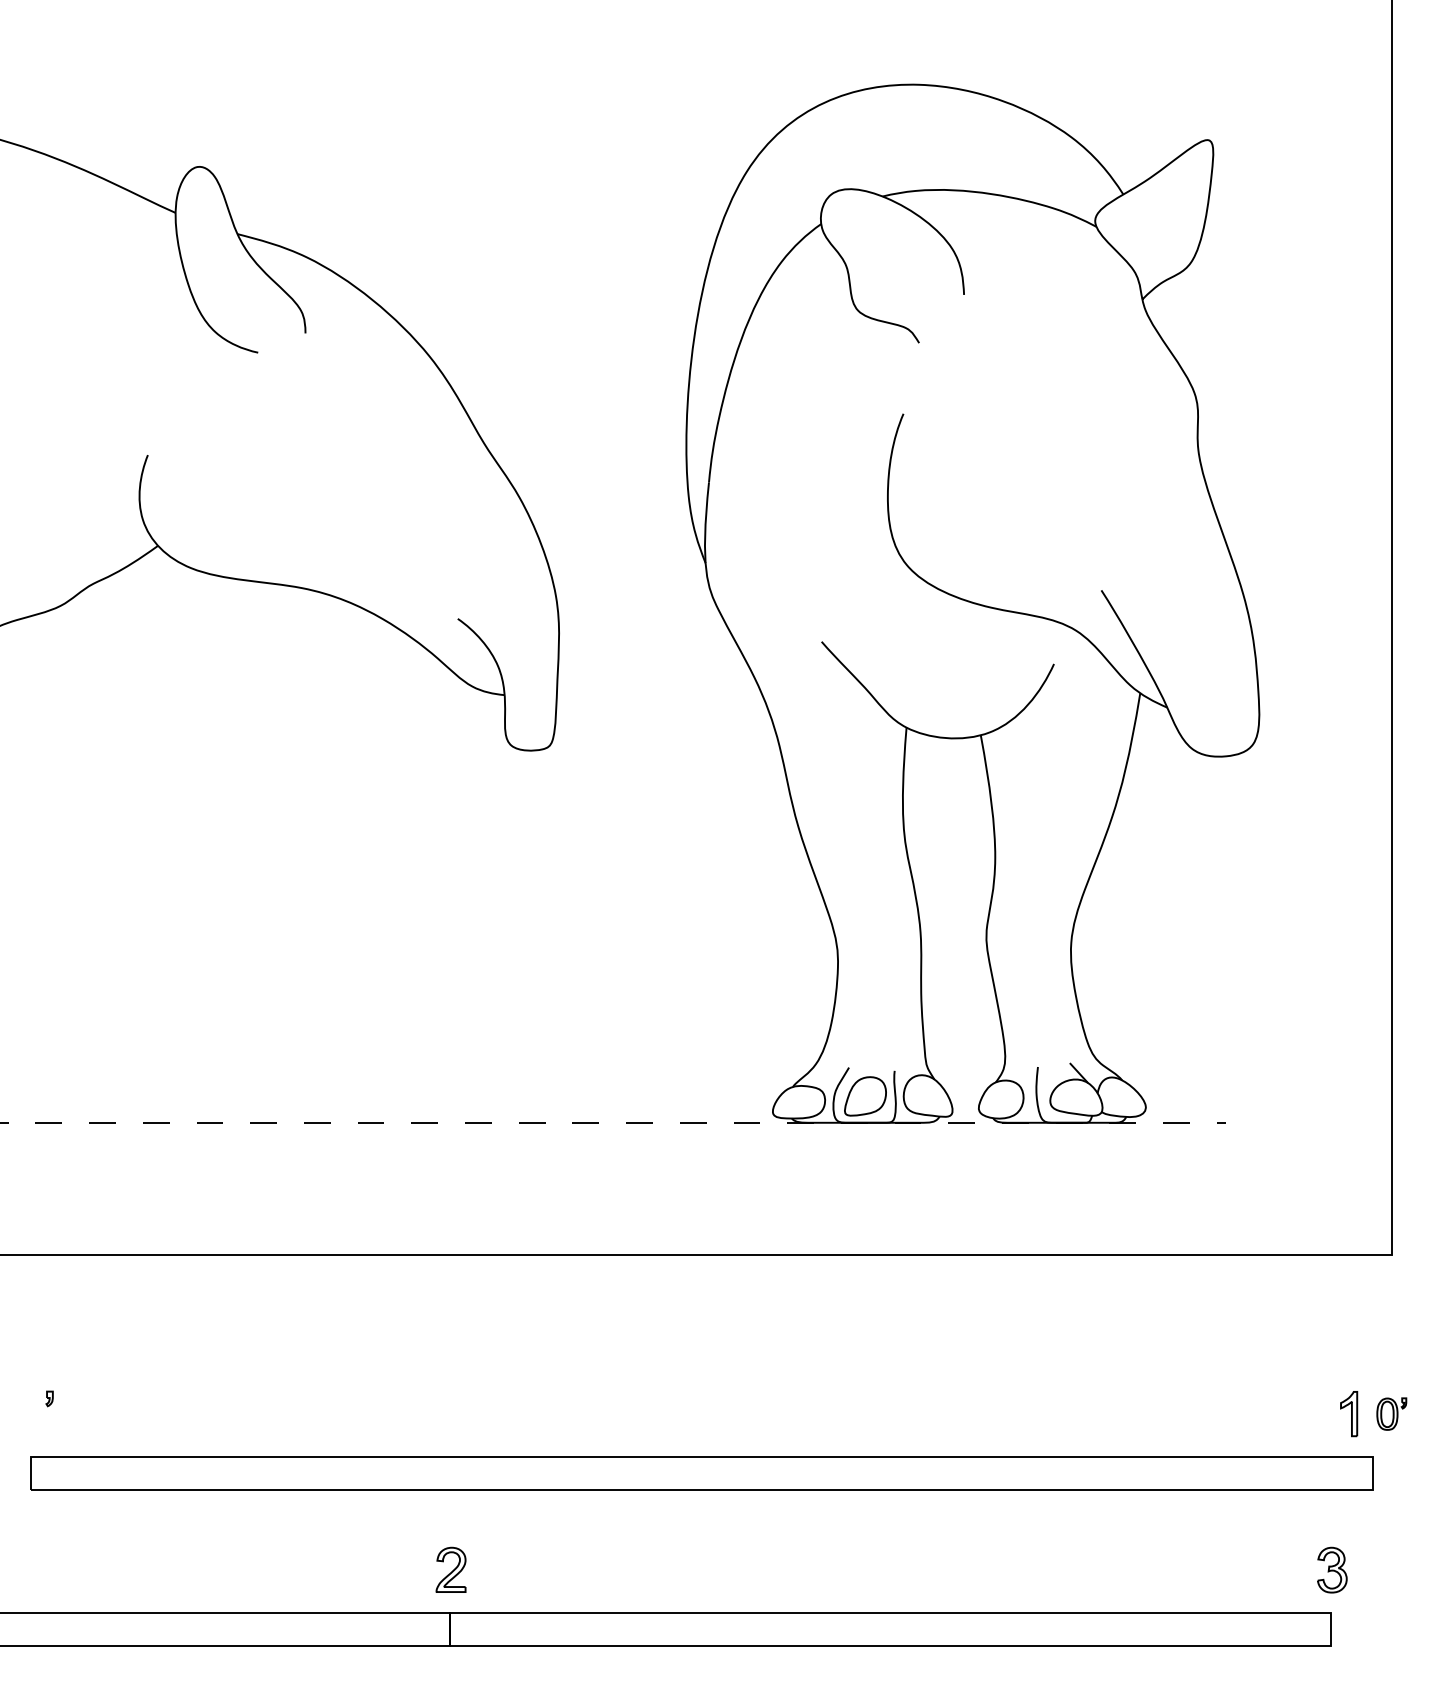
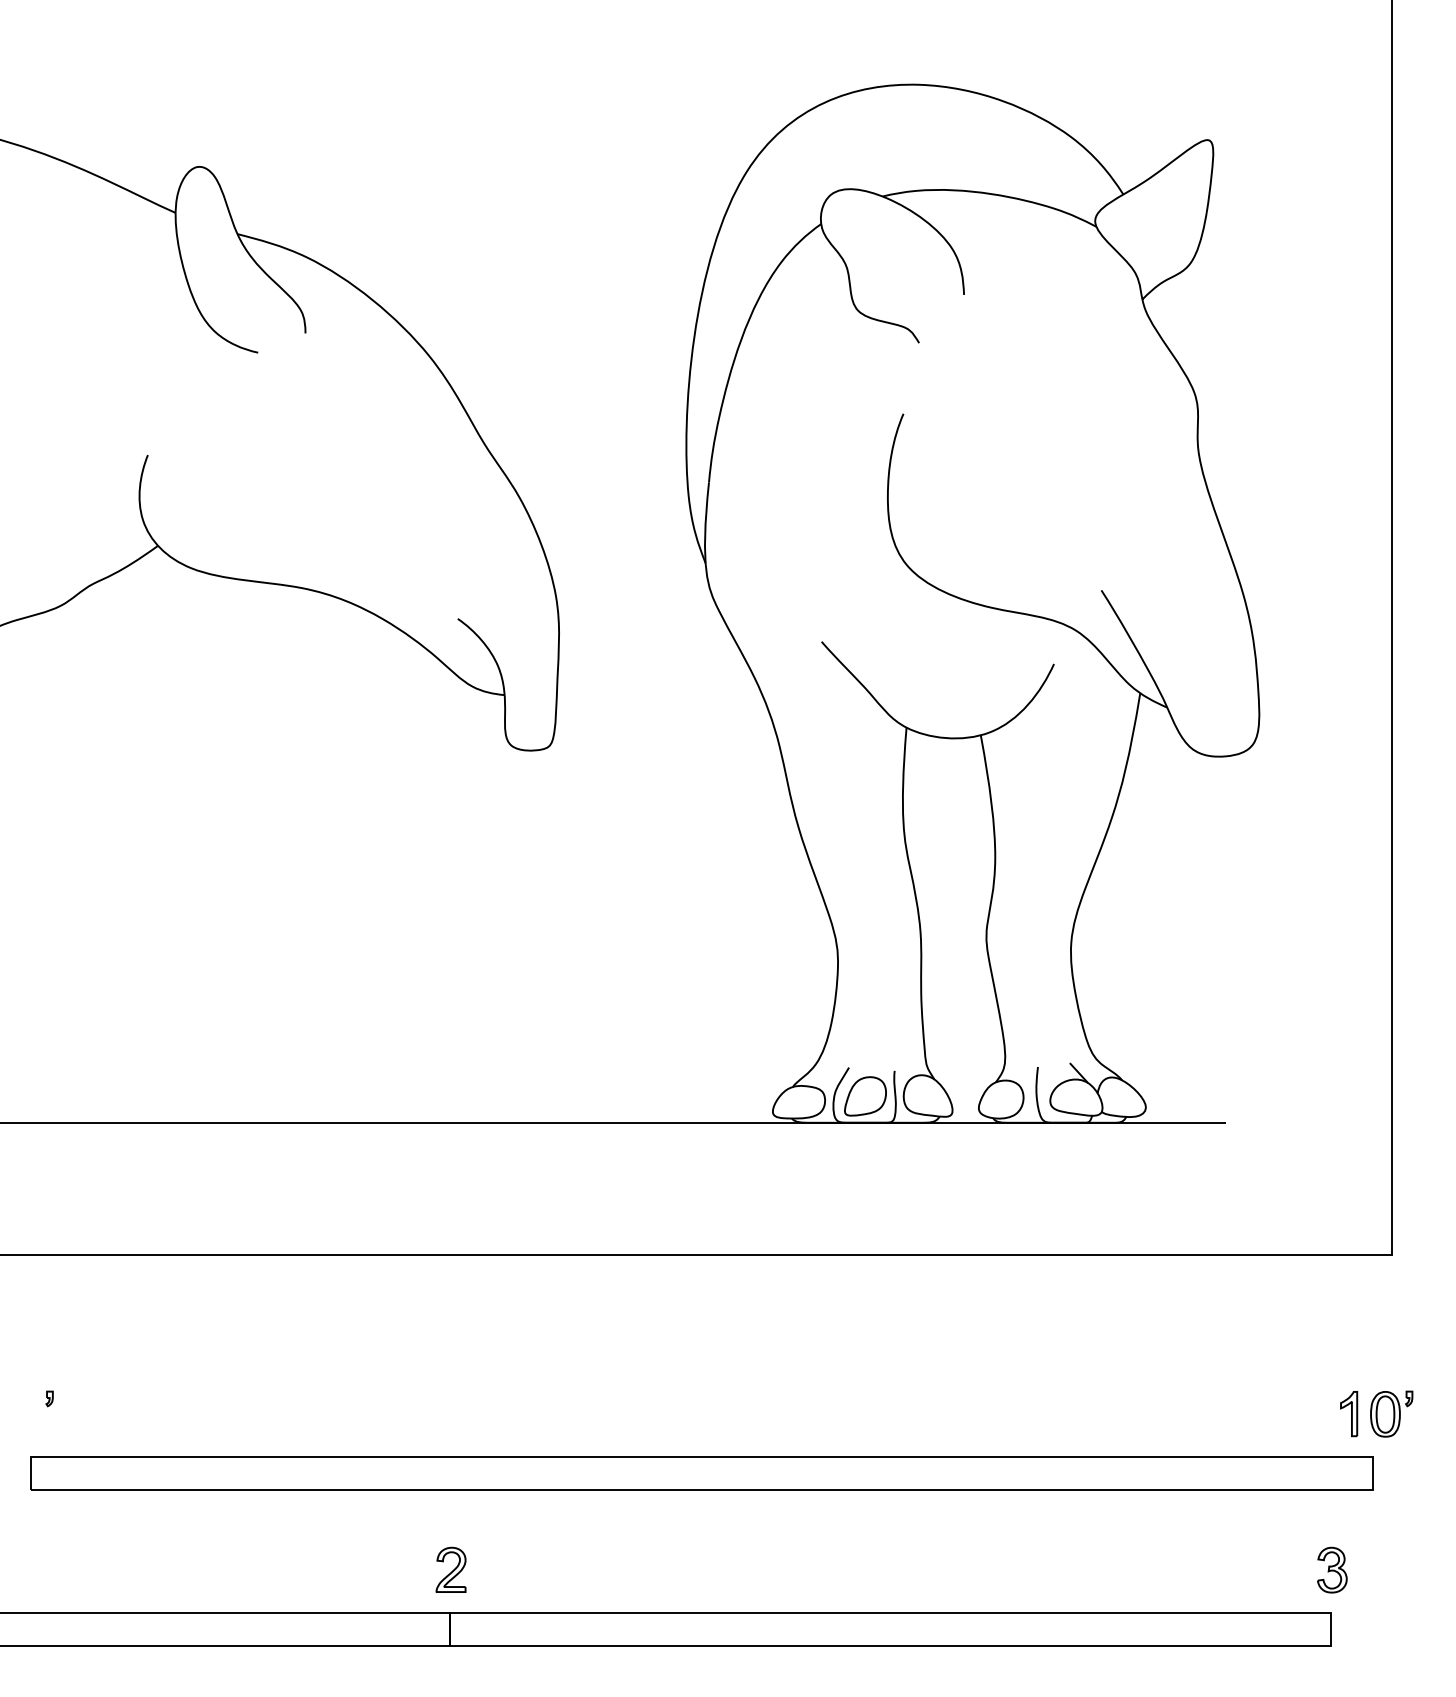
line: dashed -> solid (613, 1122)
part size: 32x34 px -> 44x48 px (1391, 1413)
